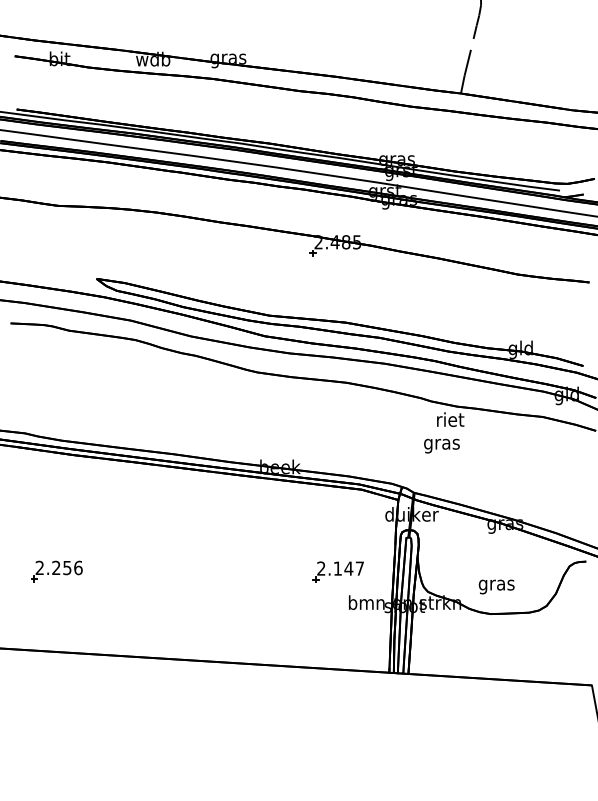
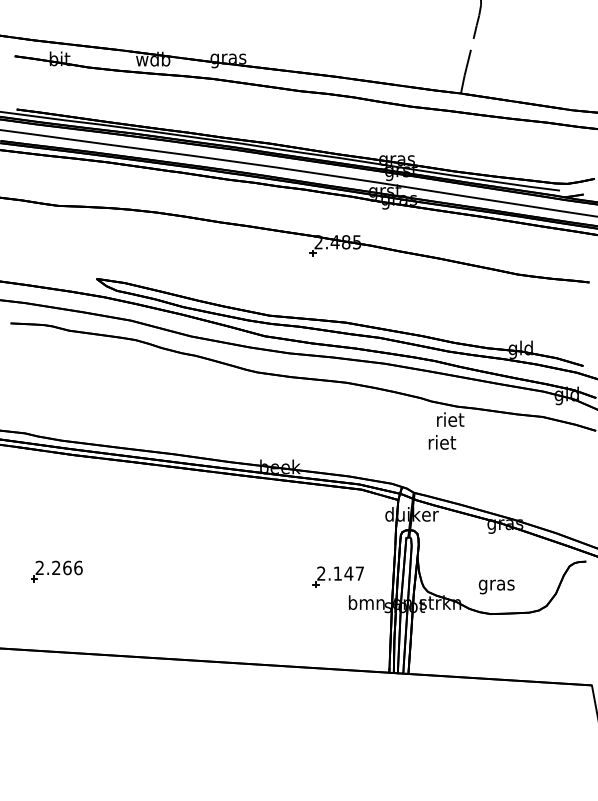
text: gras -> riet (441, 444)
text: 2.256 -> 2.266 (67, 567)
part position: (337, 571) -> (337, 576) (337, 576)
